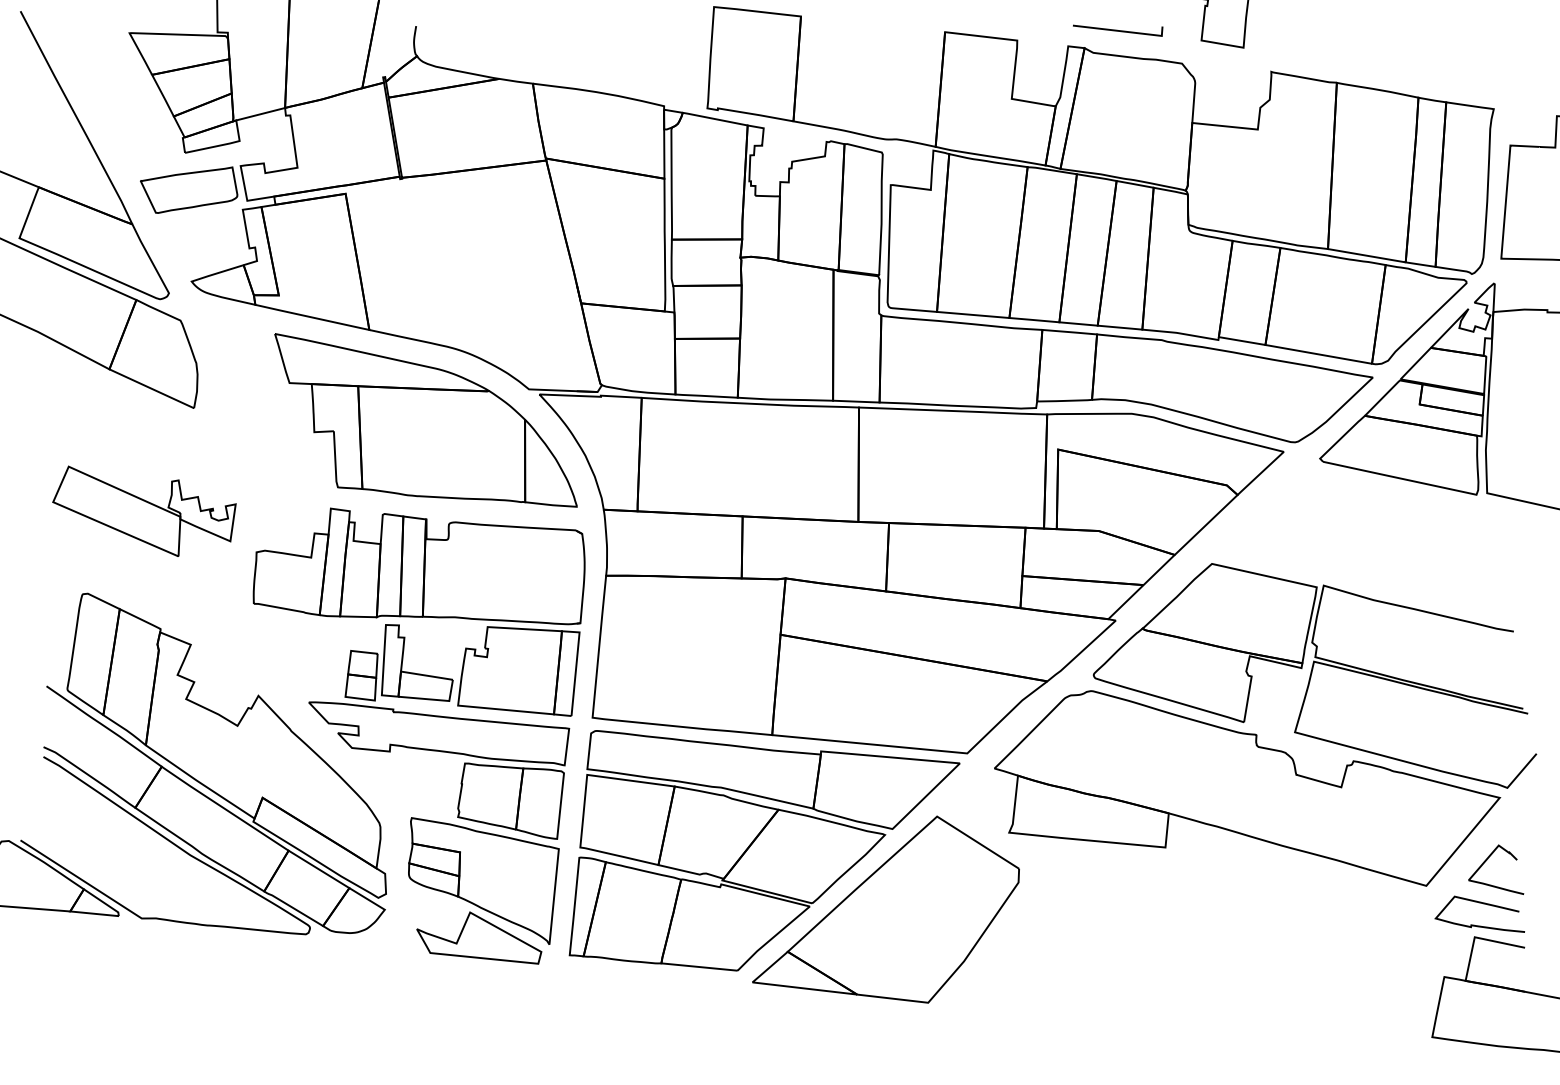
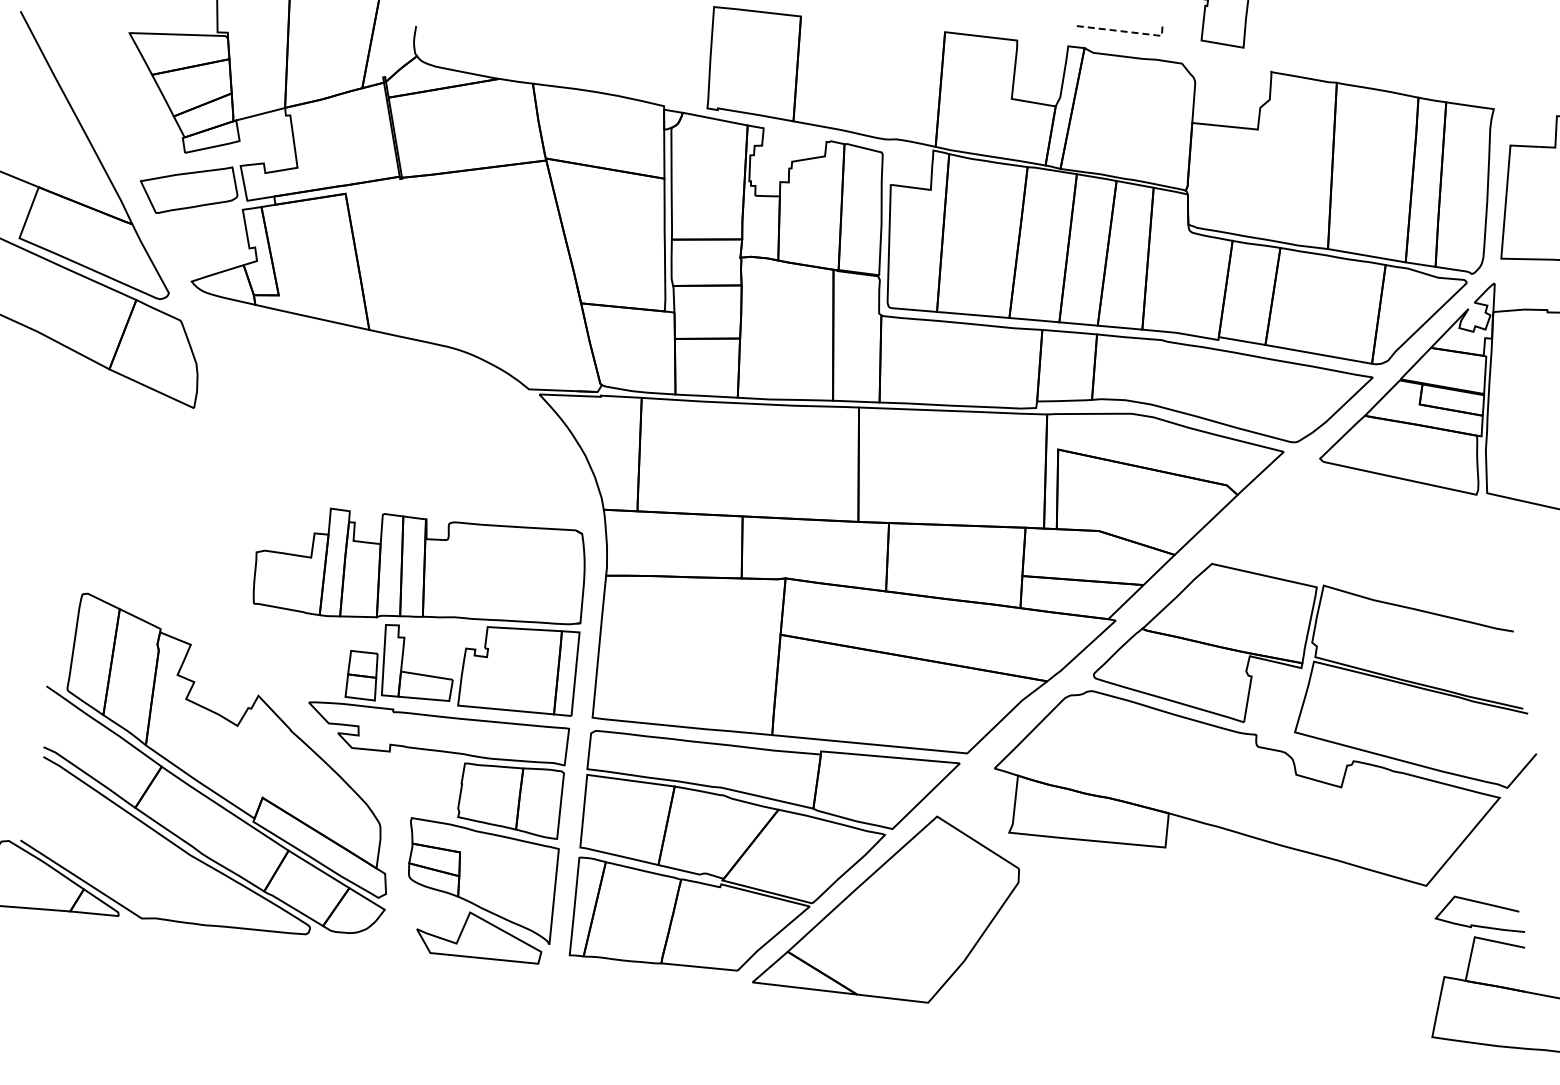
line: solid -> dashed (1123, 31)
part: present -> none (425, 420)
part: present -> none (144, 510)
curve: present -> none (1487, 860)
